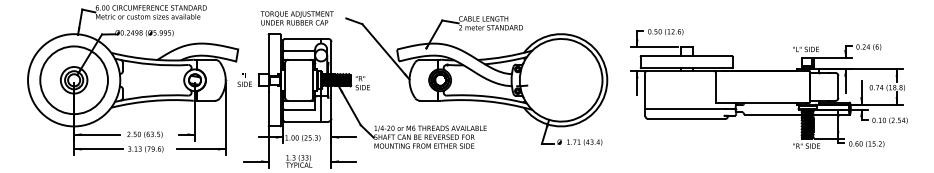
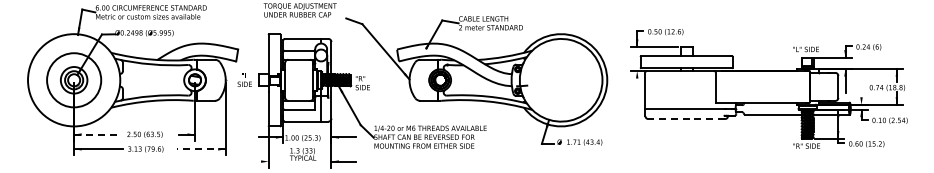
text position: (296, 18) -> (299, 10) (299, 10)
circle diameter: 68 px -> 54 px (74, 80)
line: present -> none (637, 82)
line: present -> none (861, 92)
line: solid -> dashed (686, 119)
line: solid -> dashed (97, 134)
line: solid -> dashed (201, 149)
line: present -> none (256, 161)
text position: (299, 161) -> (303, 154) (303, 154)
